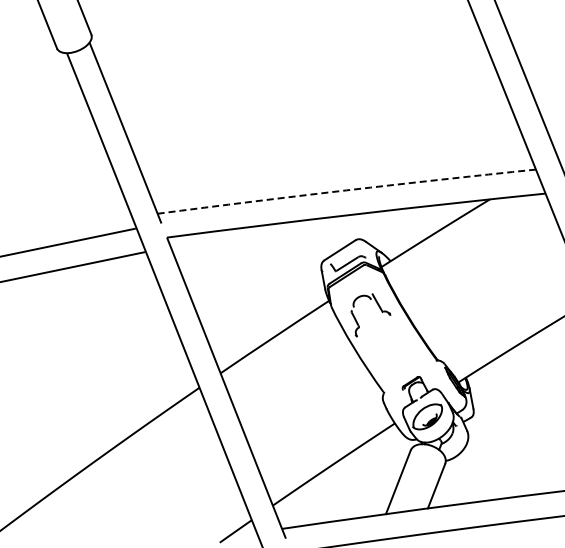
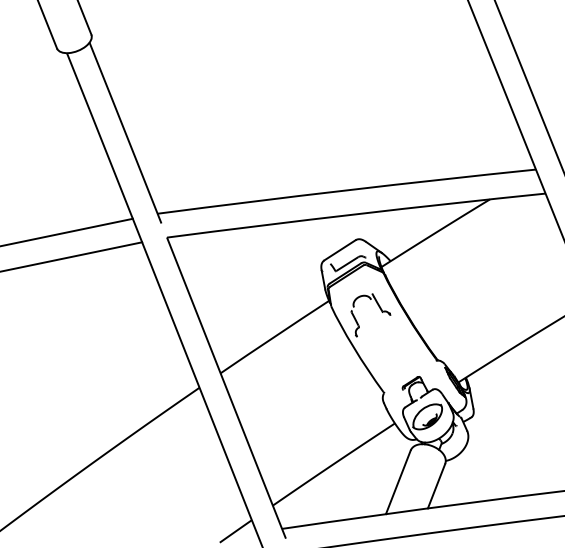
arc: dashed -> solid (346, 190)
line position: (68, 242) -> (67, 231) (67, 231)
line position: (73, 266) -> (72, 256) (72, 256)
